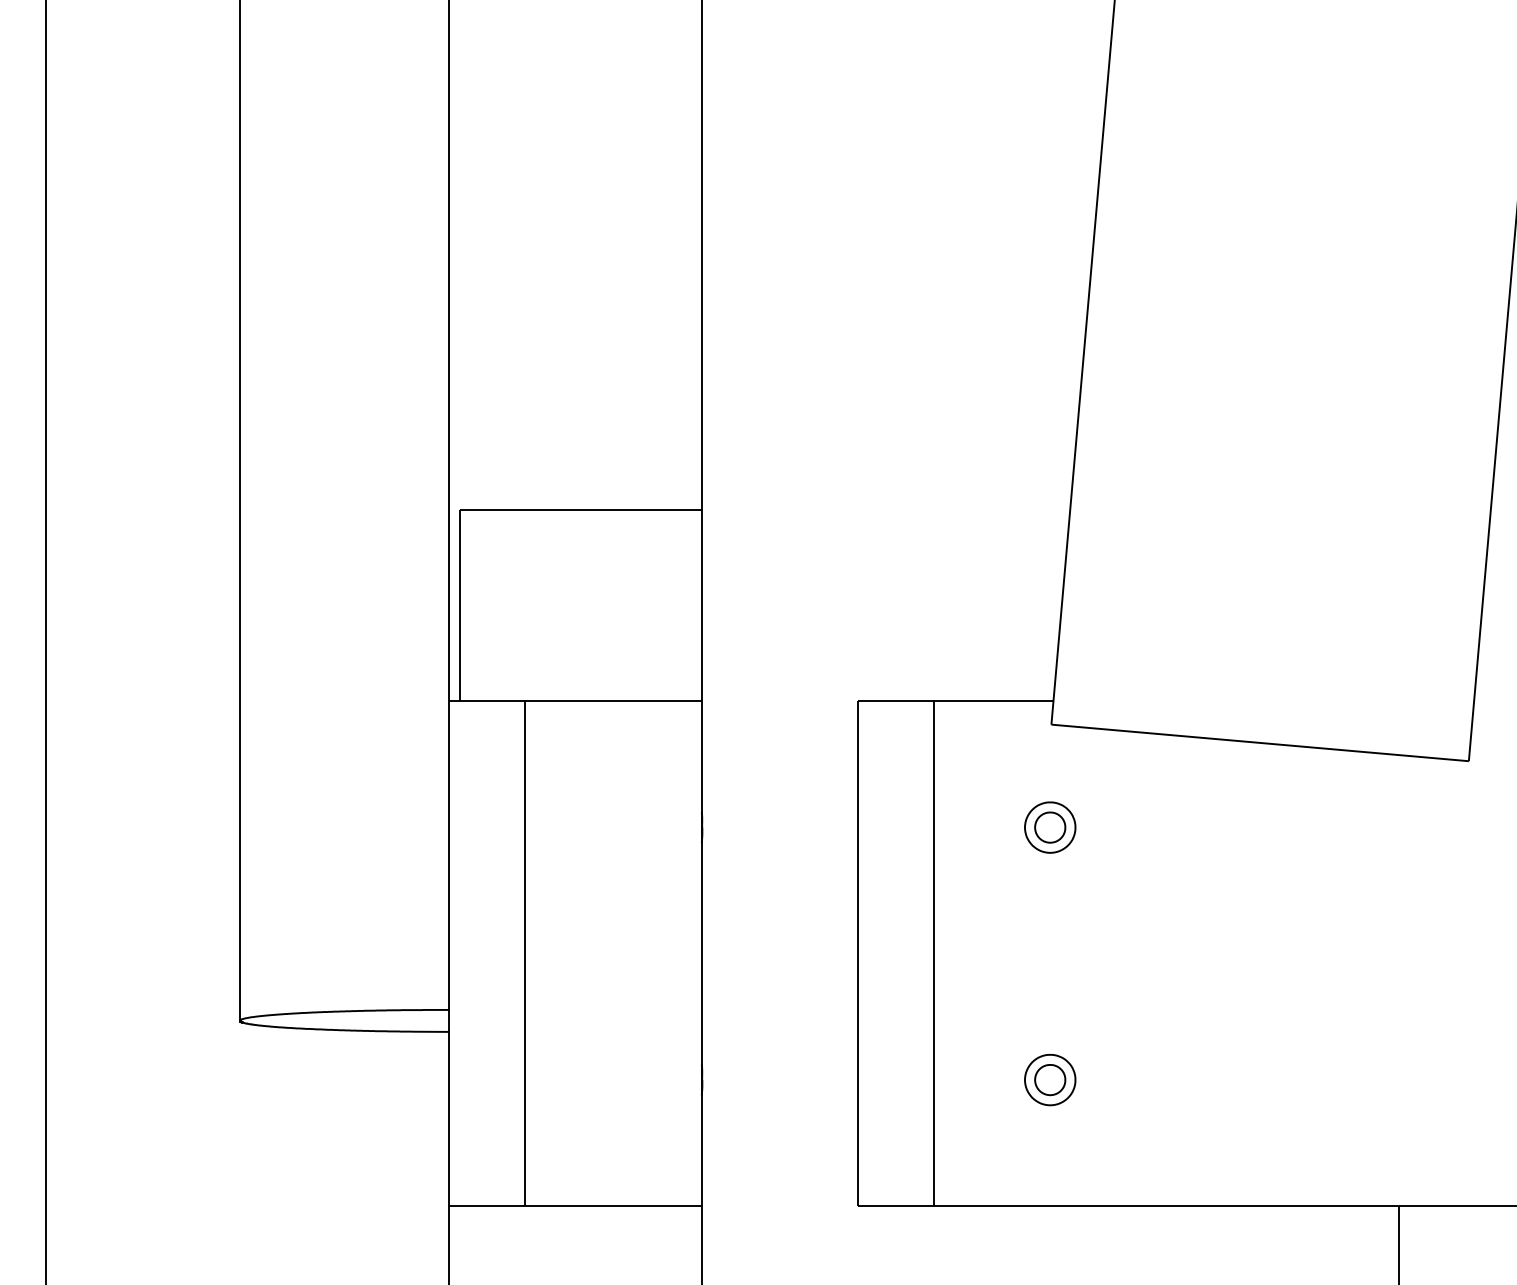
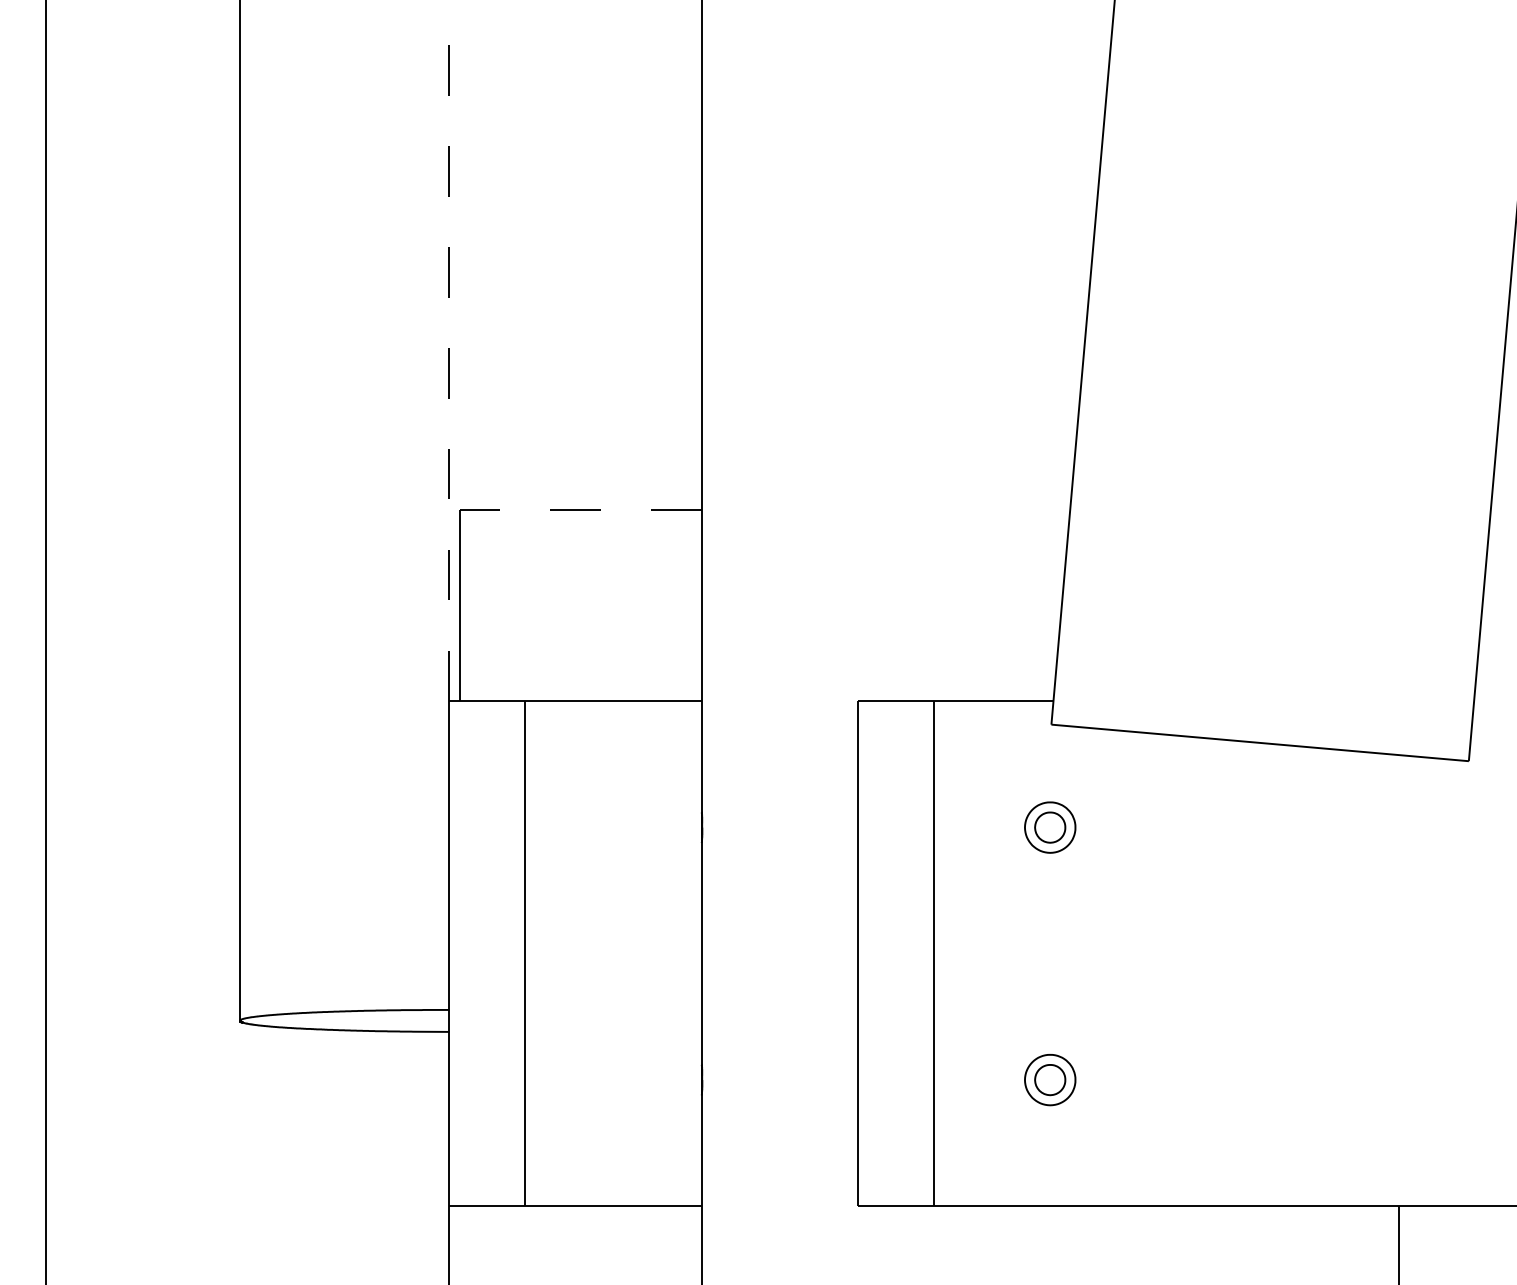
line: solid -> dashed (449, 350)
line: solid -> dashed (580, 509)
